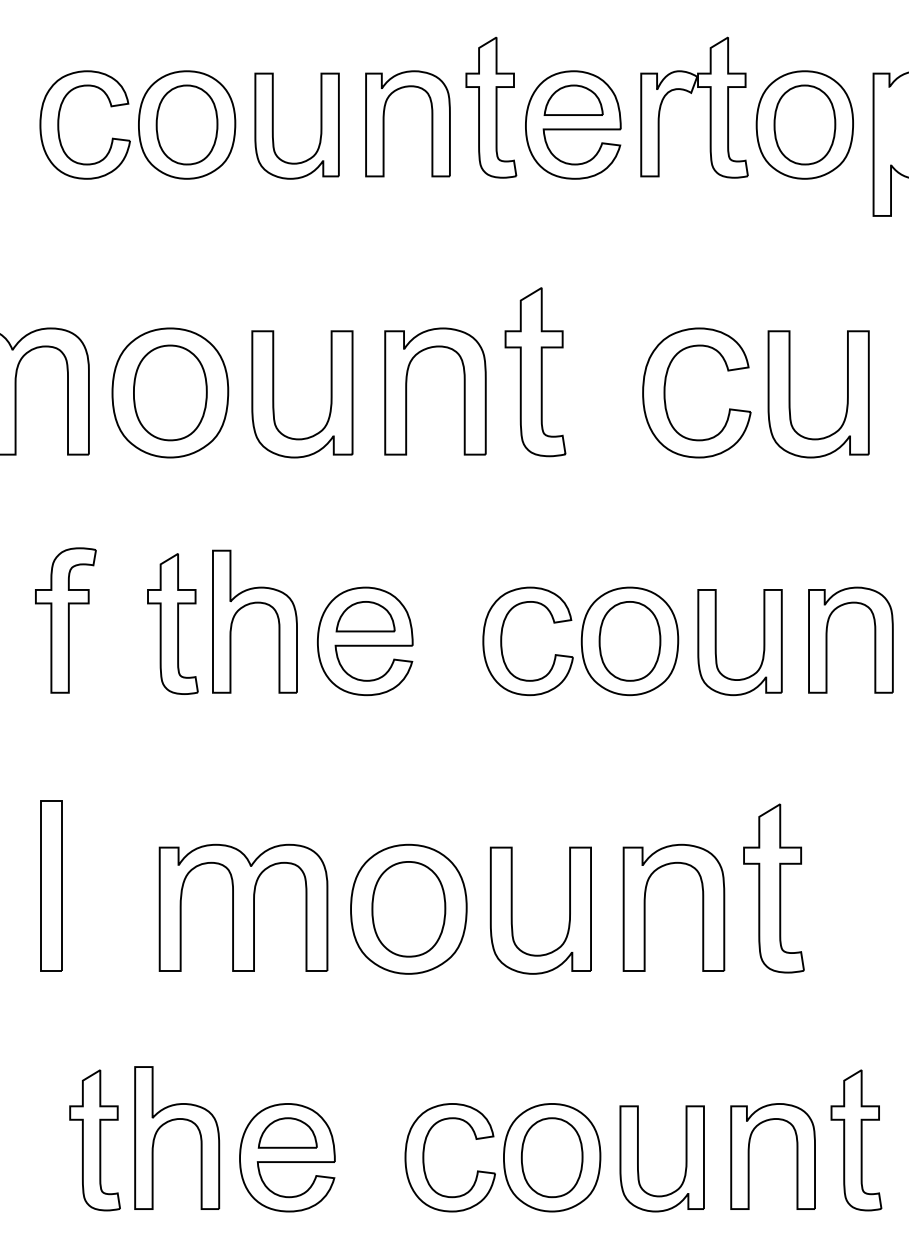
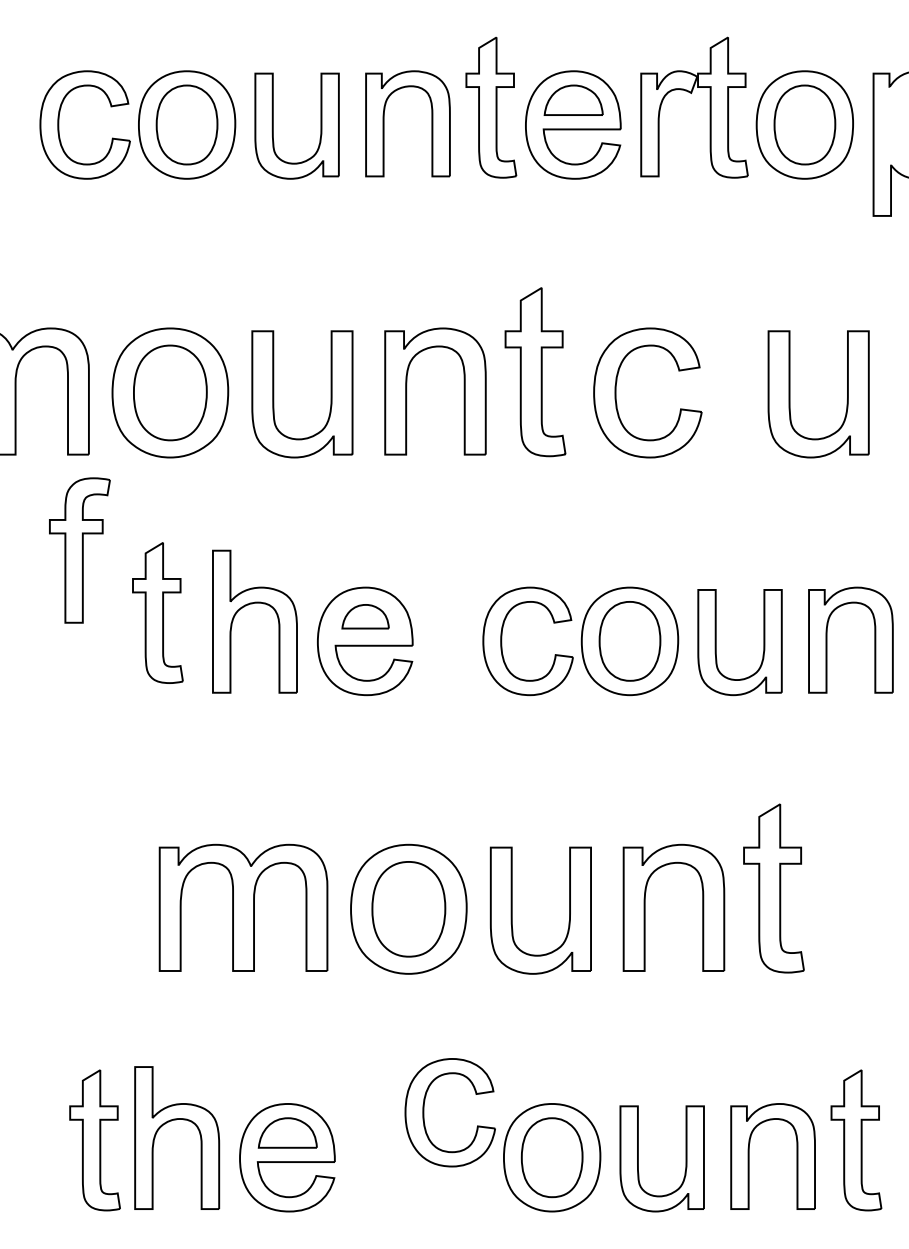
part position: (665, 392) -> (616, 392) (616, 392)
part size: 61x32 px -> 49x26 px (365, 616)
part position: (65, 620) -> (79, 550) (79, 550)
part position: (172, 623) -> (157, 612) (157, 612)
part: present -> none (51, 885)
part position: (424, 1157) -> (424, 1112) (424, 1112)
